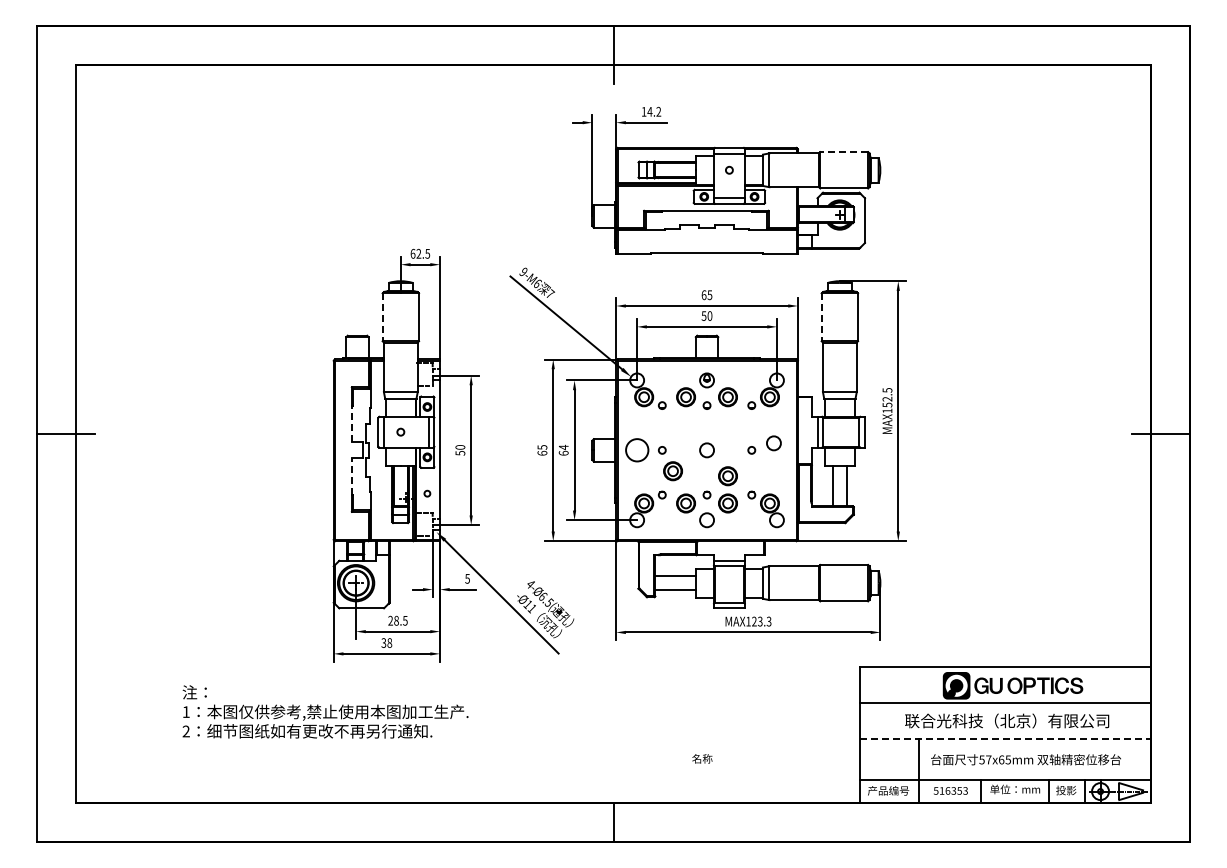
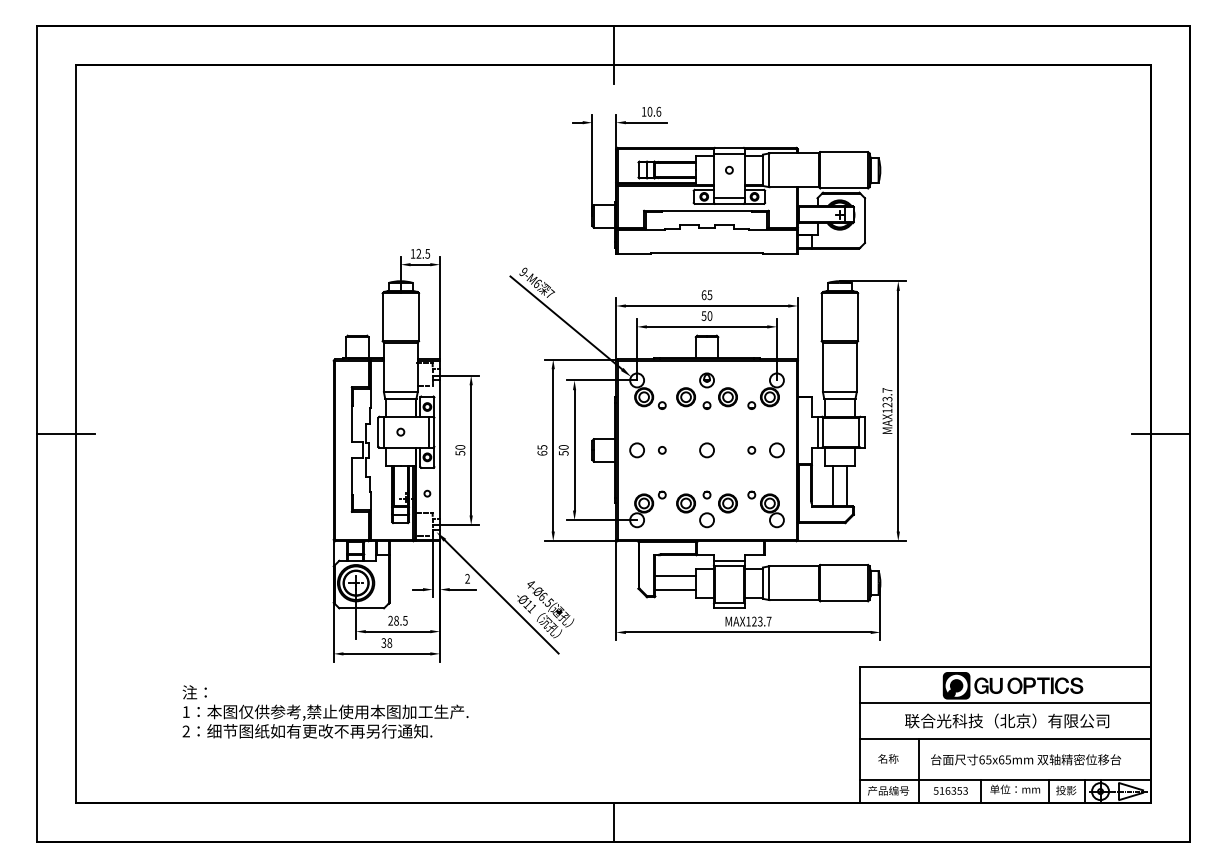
text: 14.2 -> 10.6 (654, 111)
line: dashed -> solid (844, 152)
text: 62.5 -> 12.5 (412, 253)
line: dashed -> solid (382, 317)
line: dashed -> solid (821, 317)
text: MAX152.5 -> MAX123.7 (887, 397)
line: dashed -> solid (351, 423)
circle position: (773, 443) -> (776, 450) (776, 450)
text: 64 -> 50 (563, 449)
circle size: 25x25 px -> 16x17 px (636, 450)
part: present -> none (672, 471)
line: dashed -> solid (351, 476)
part: present -> none (727, 476)
text: 5 -> 2 (467, 578)
text: MAX123.3 -> MAX123.7 (768, 621)
line: dashed -> solid (1005, 739)
text position: (702, 758) -> (888, 758) (888, 758)
text: 57x65mm -> 65x65mm (985, 759)
